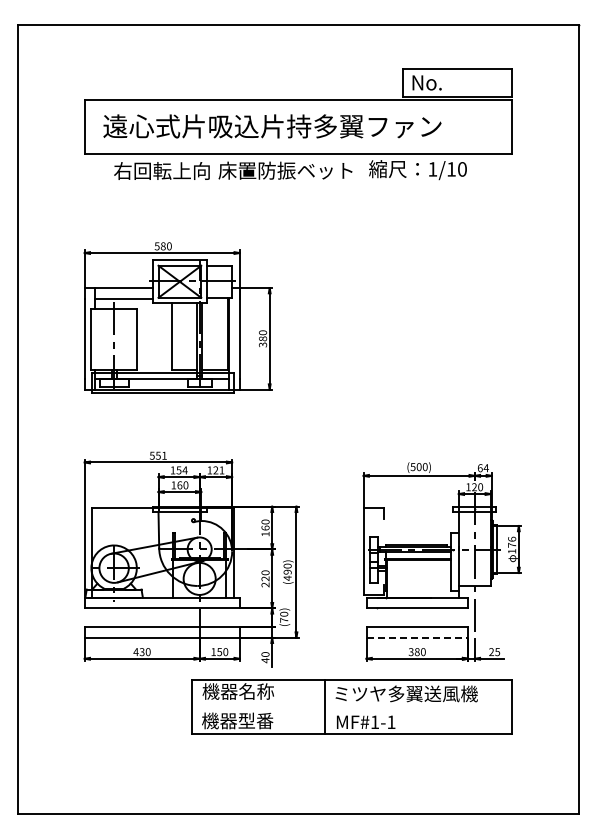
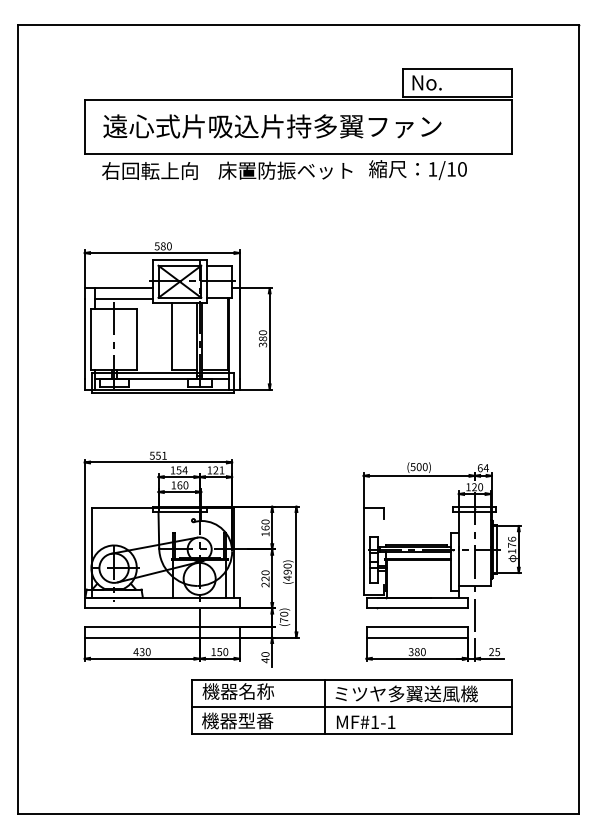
text position: (161, 170) -> (149, 170) (149, 170)
line: dashed -> solid (417, 637)
line: none -> present (351, 706)
